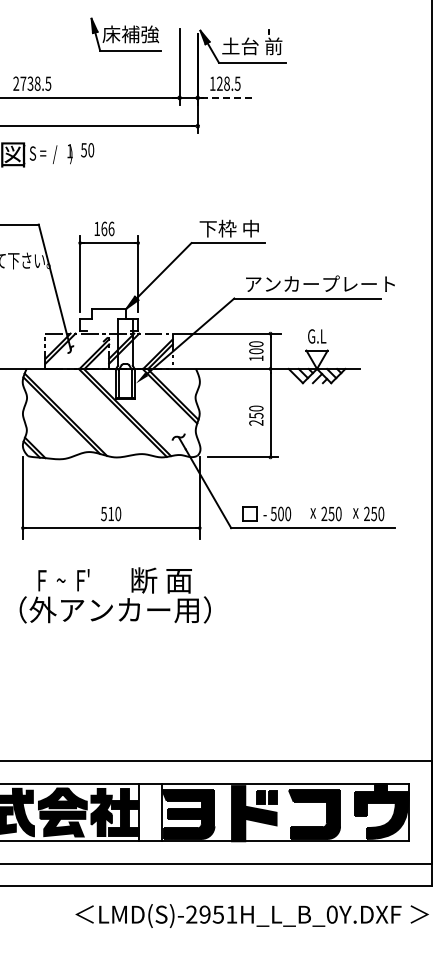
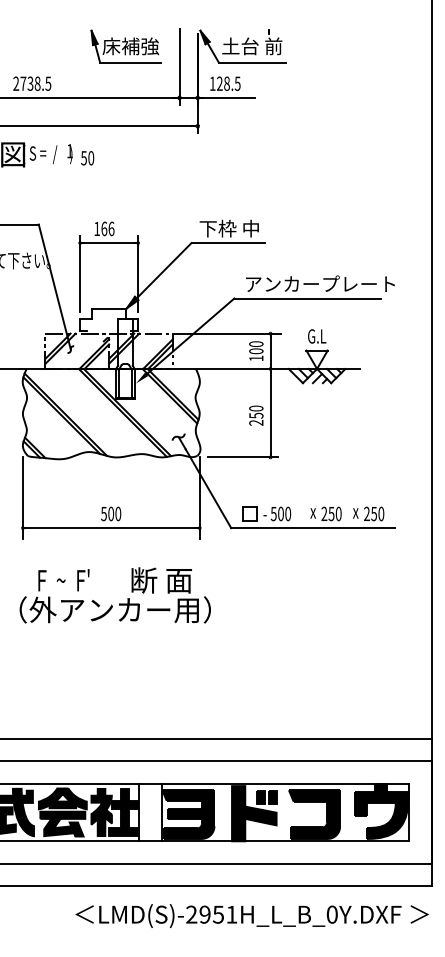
part position: (125, 34) -> (125, 46) (125, 46)
line: dashed -> solid (228, 97)
text position: (87, 150) -> (87, 158) (87, 158)
text: 510 -> 500 (111, 513)
line: none -> present (216, 739)
